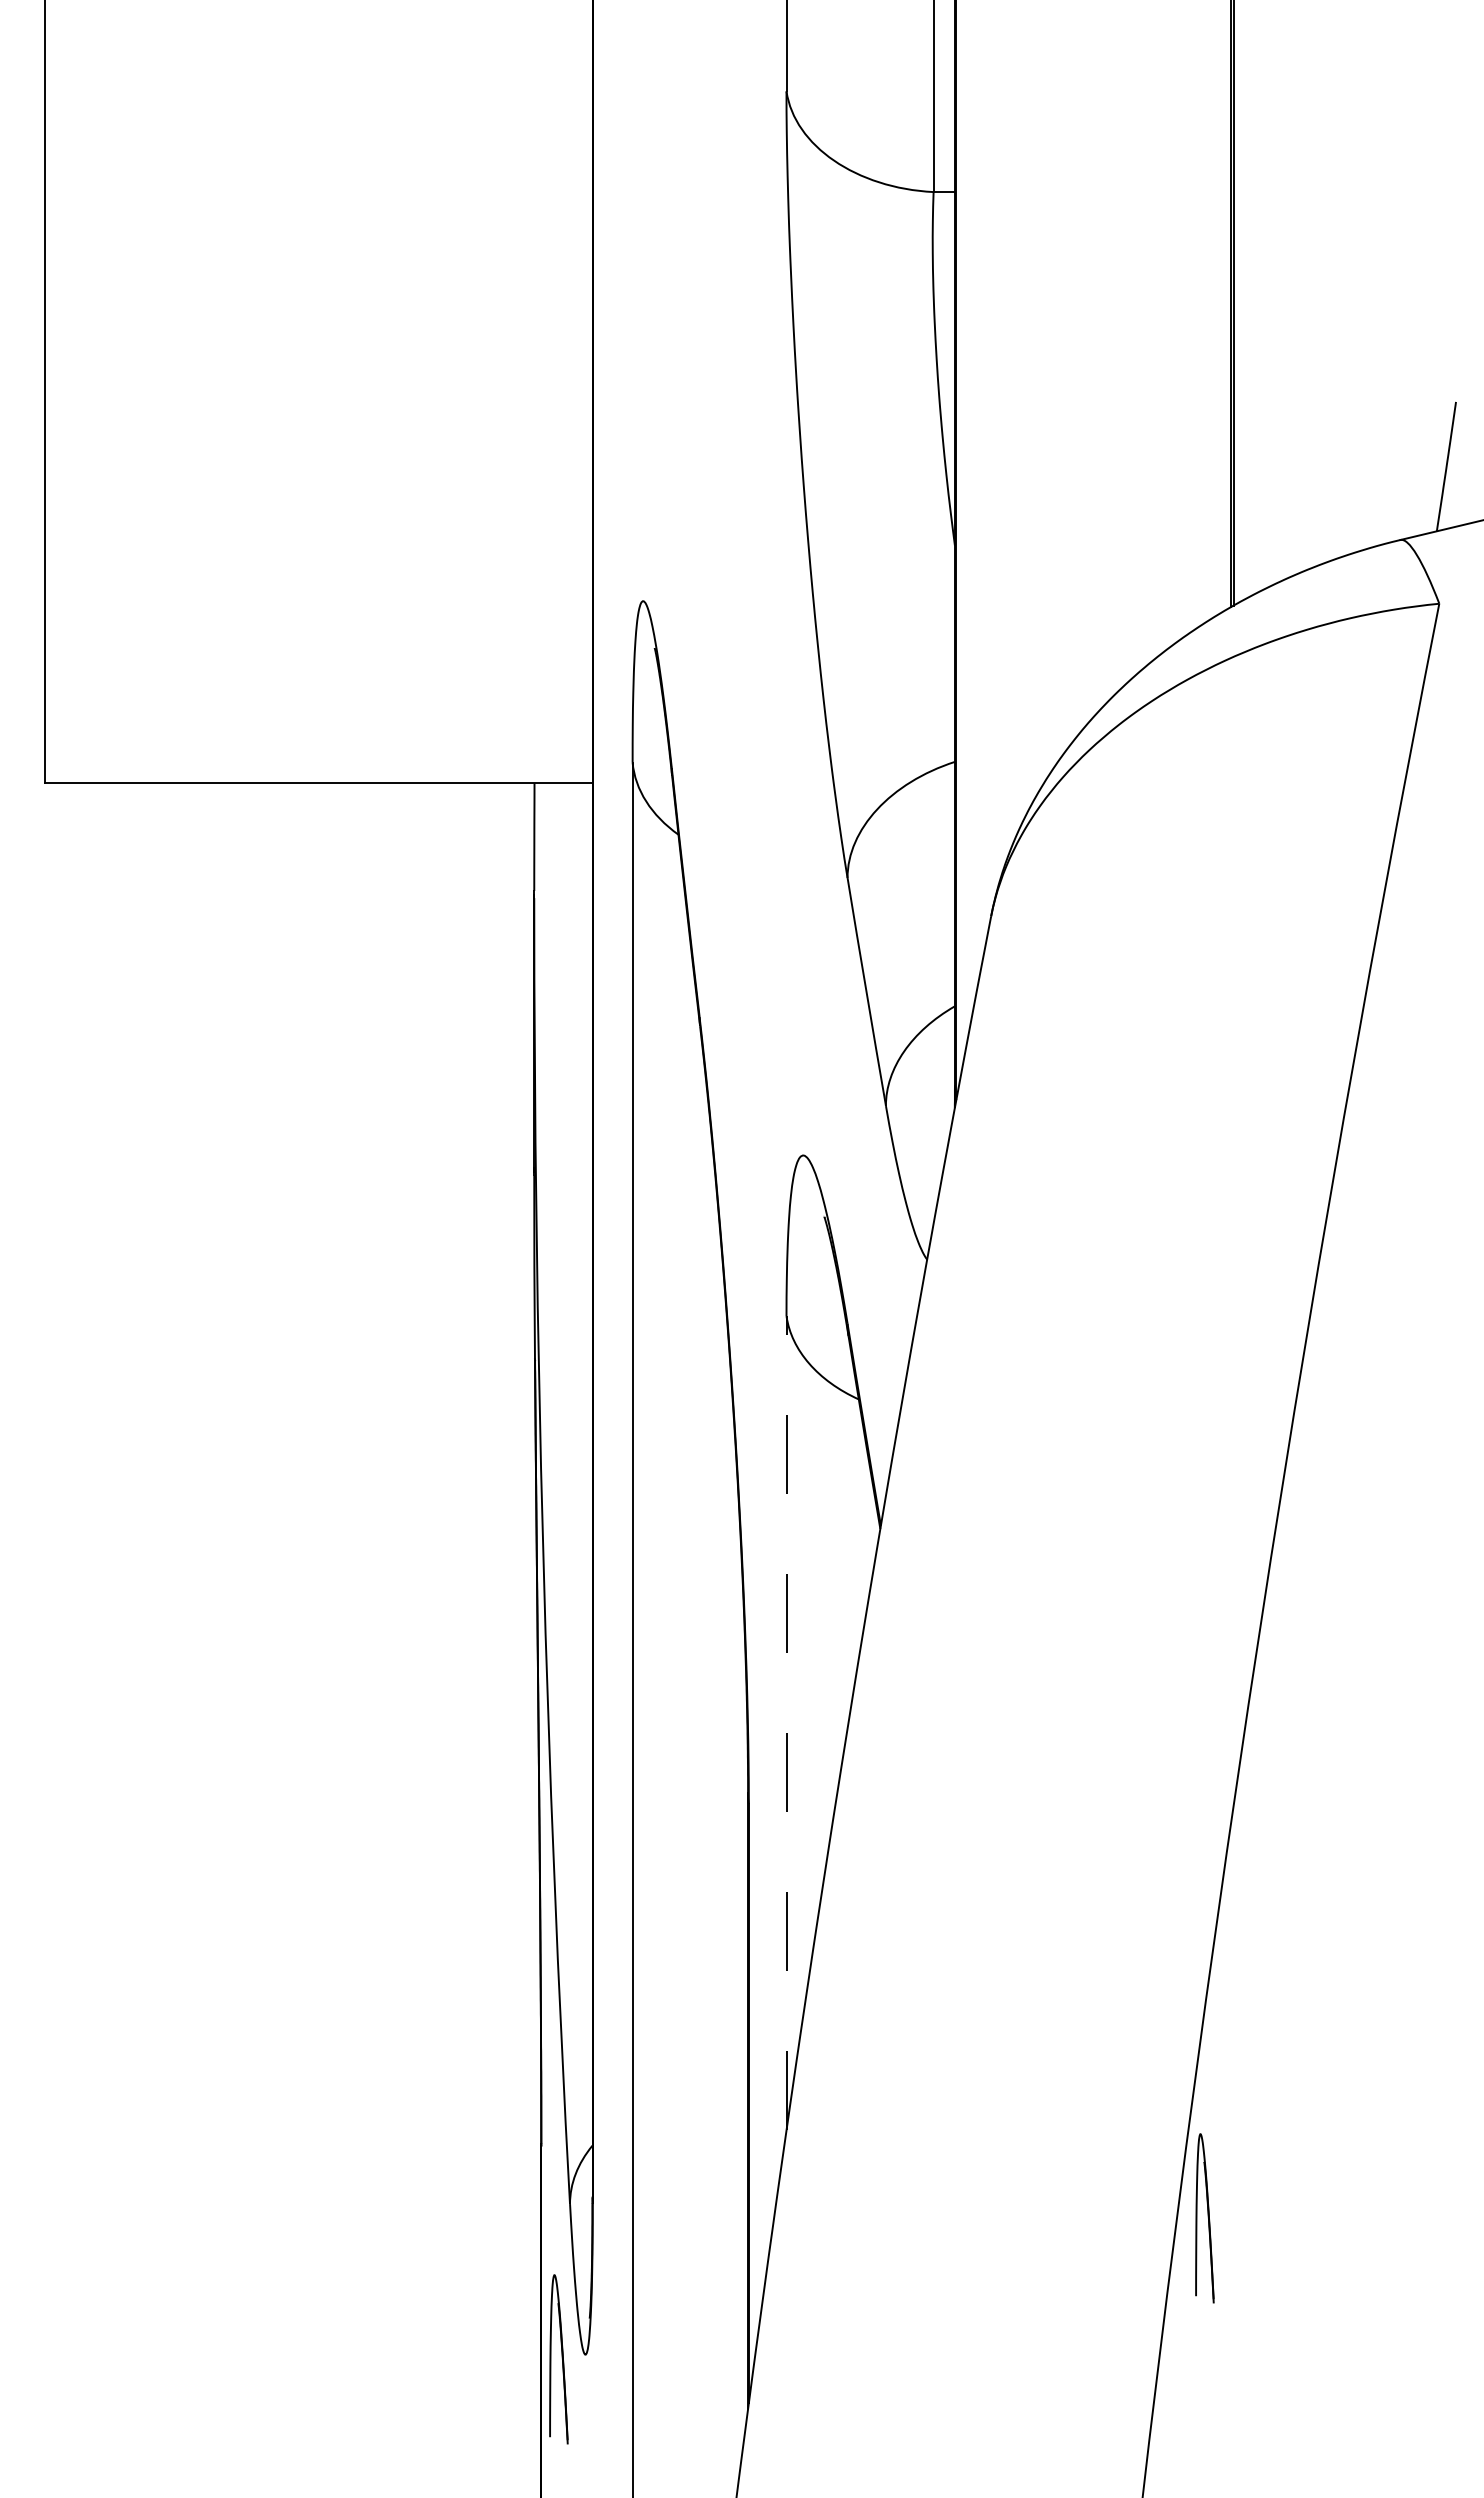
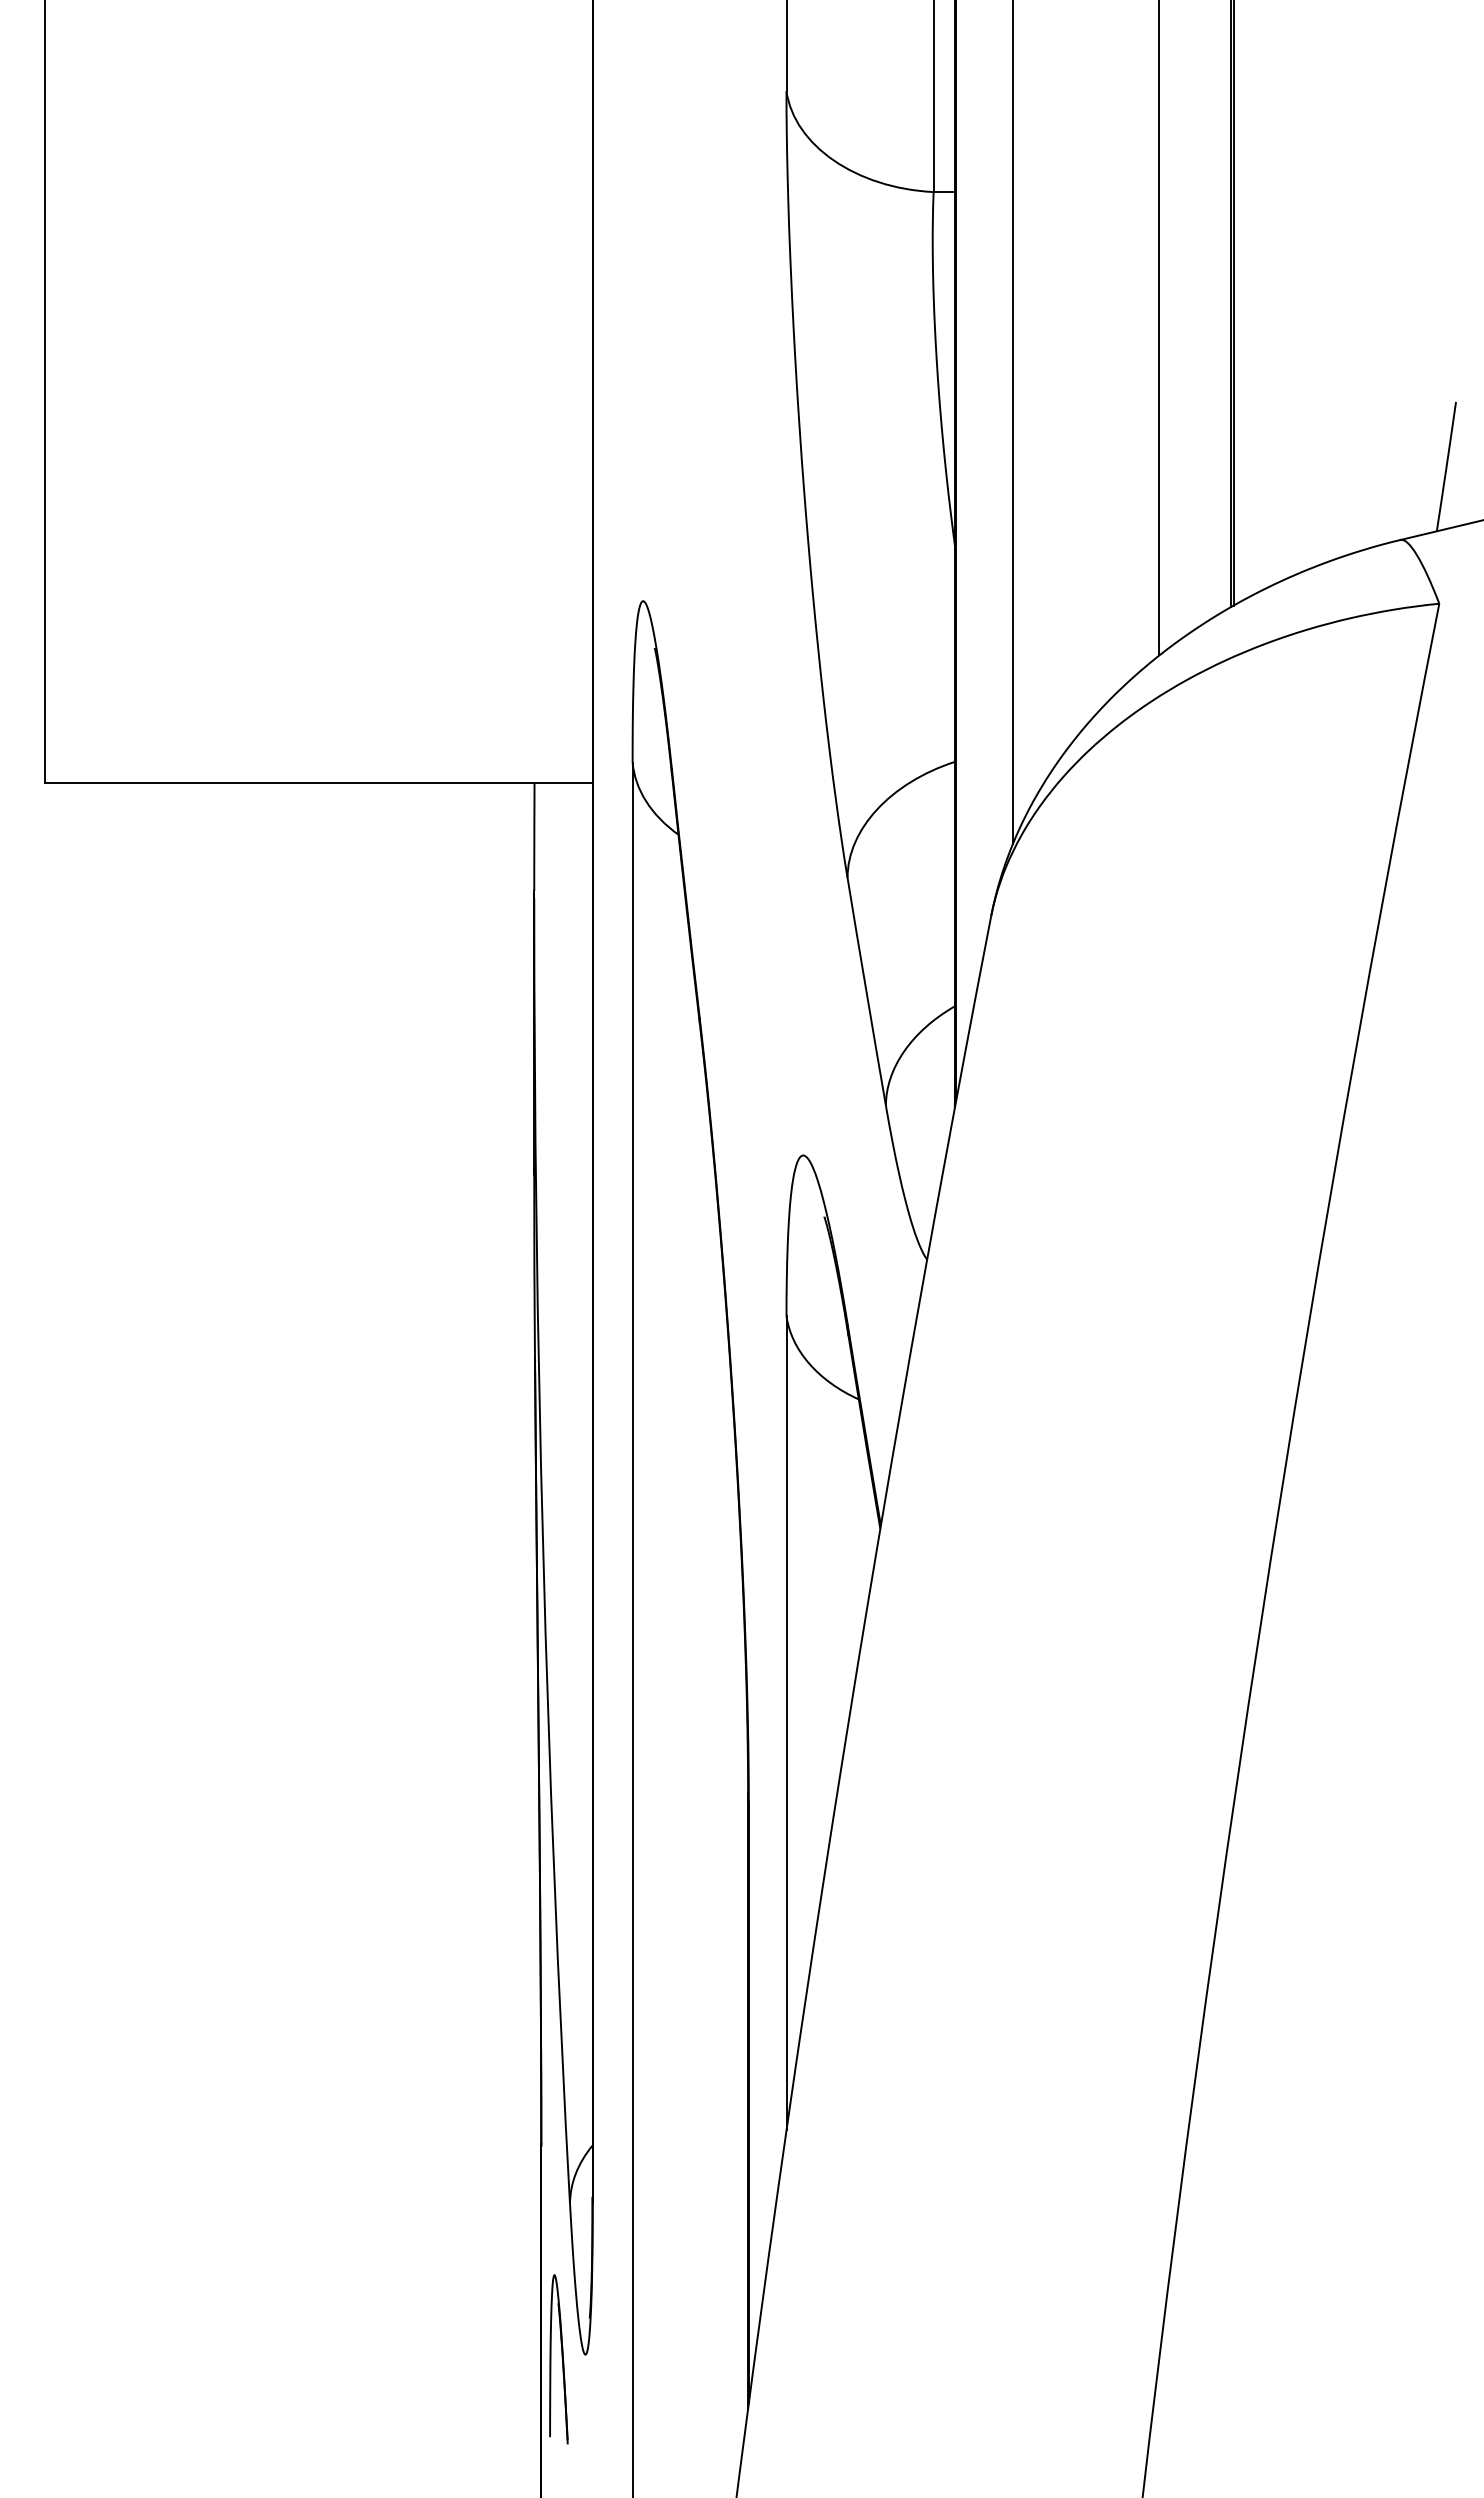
line: none -> present (1159, 328)
line: none -> present (1013, 422)
line: dashed -> solid (786, 1722)
part: present -> none (1204, 2218)
